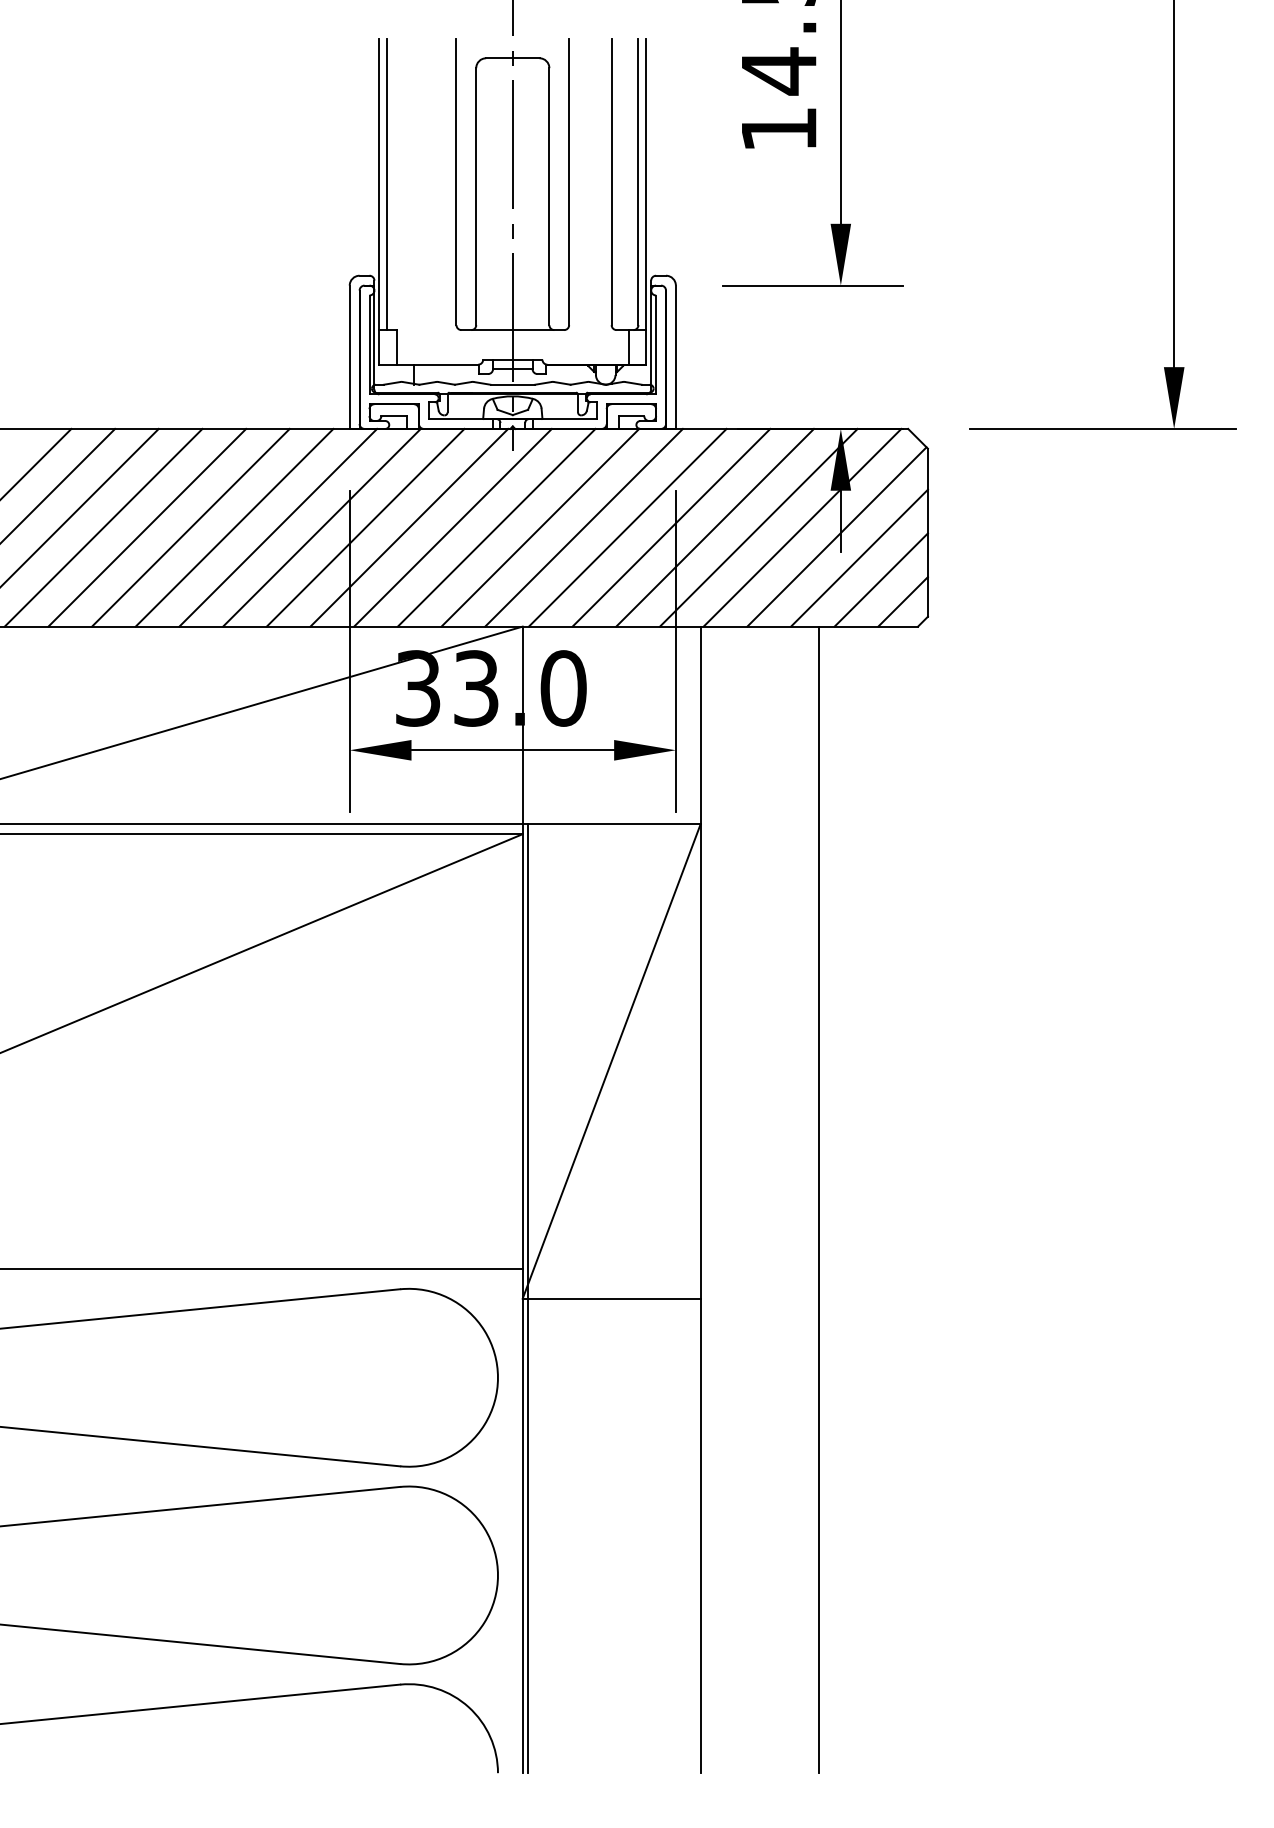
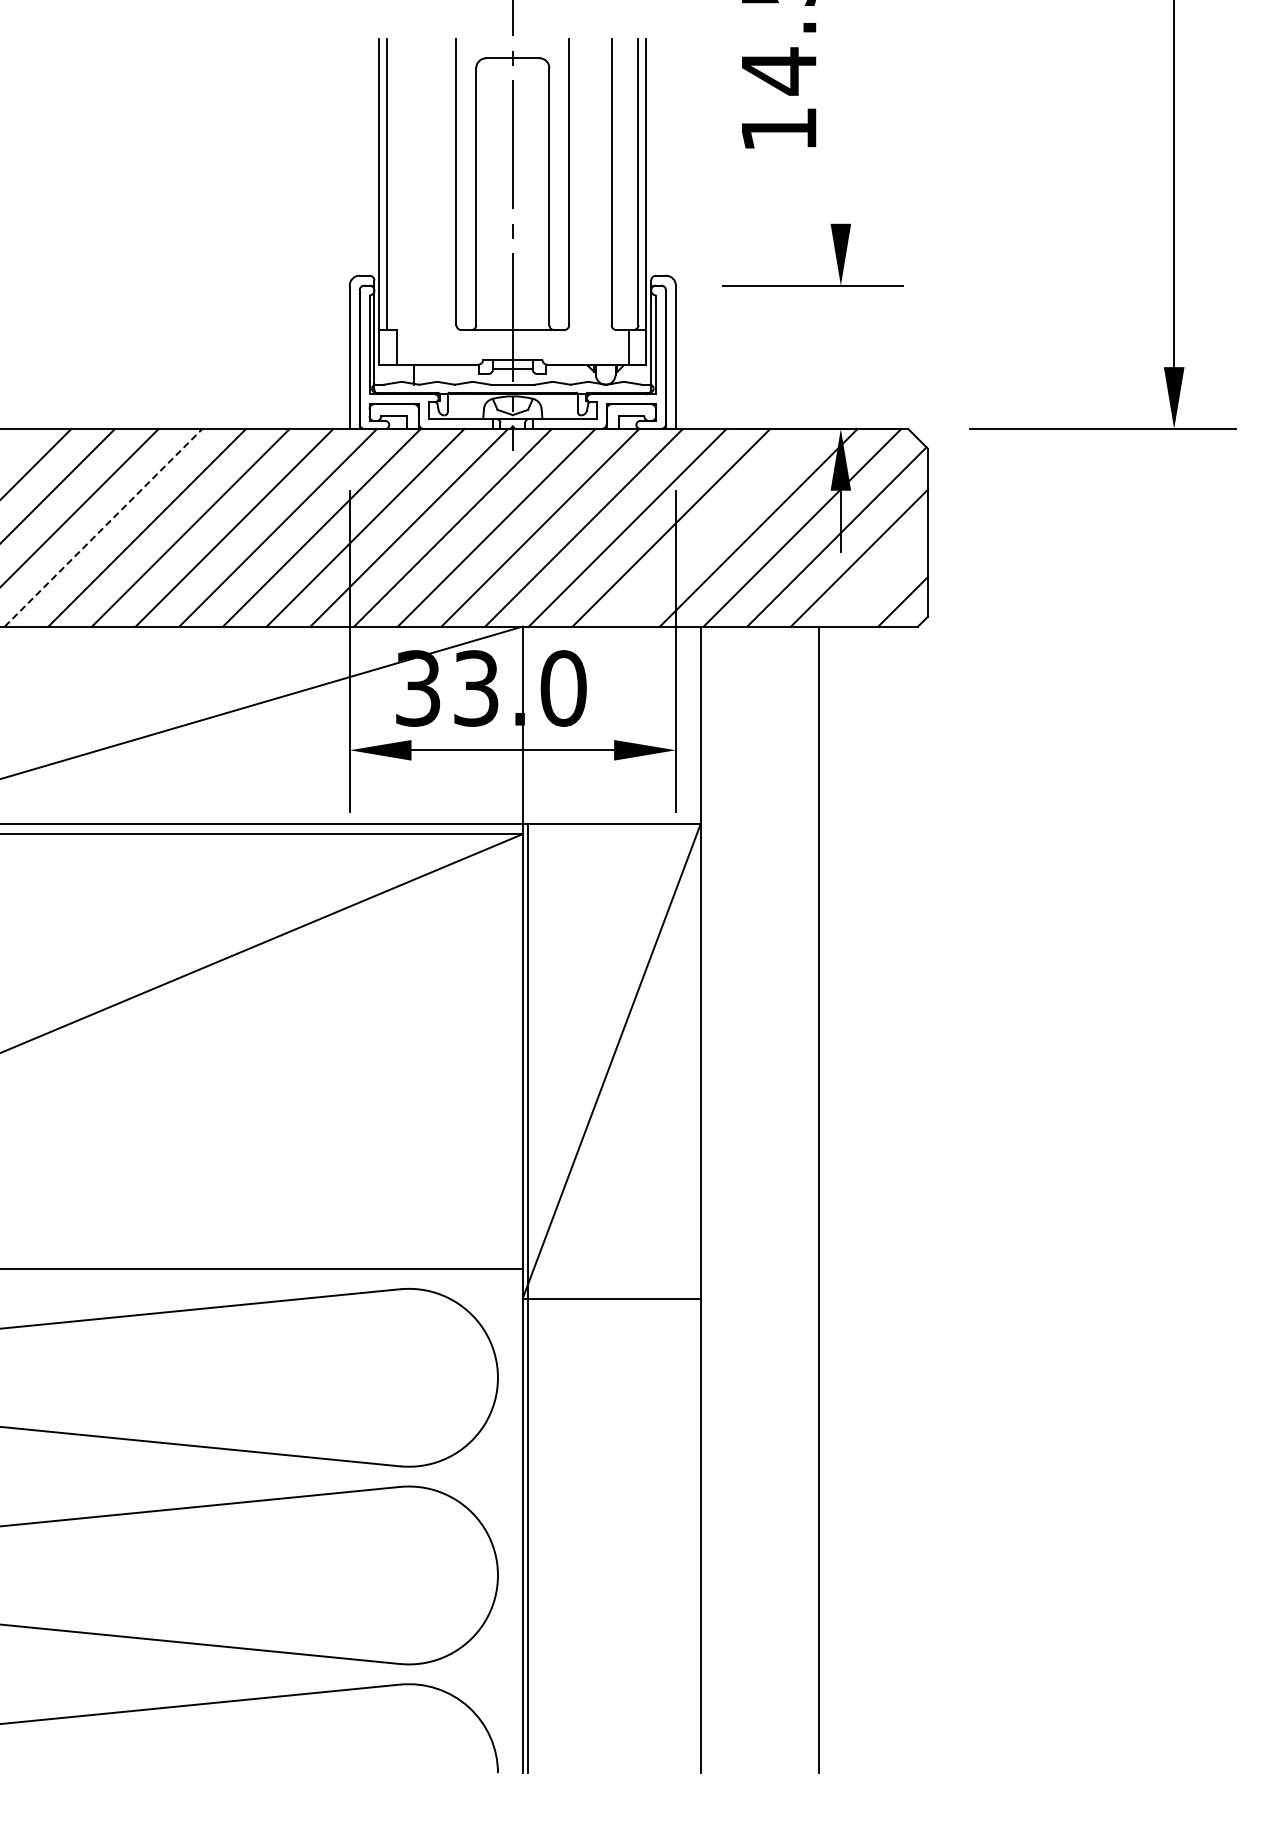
line: present -> none (840, 112)
line: solid -> dashed (103, 527)
line: present -> none (714, 527)
line: present -> none (880, 579)
